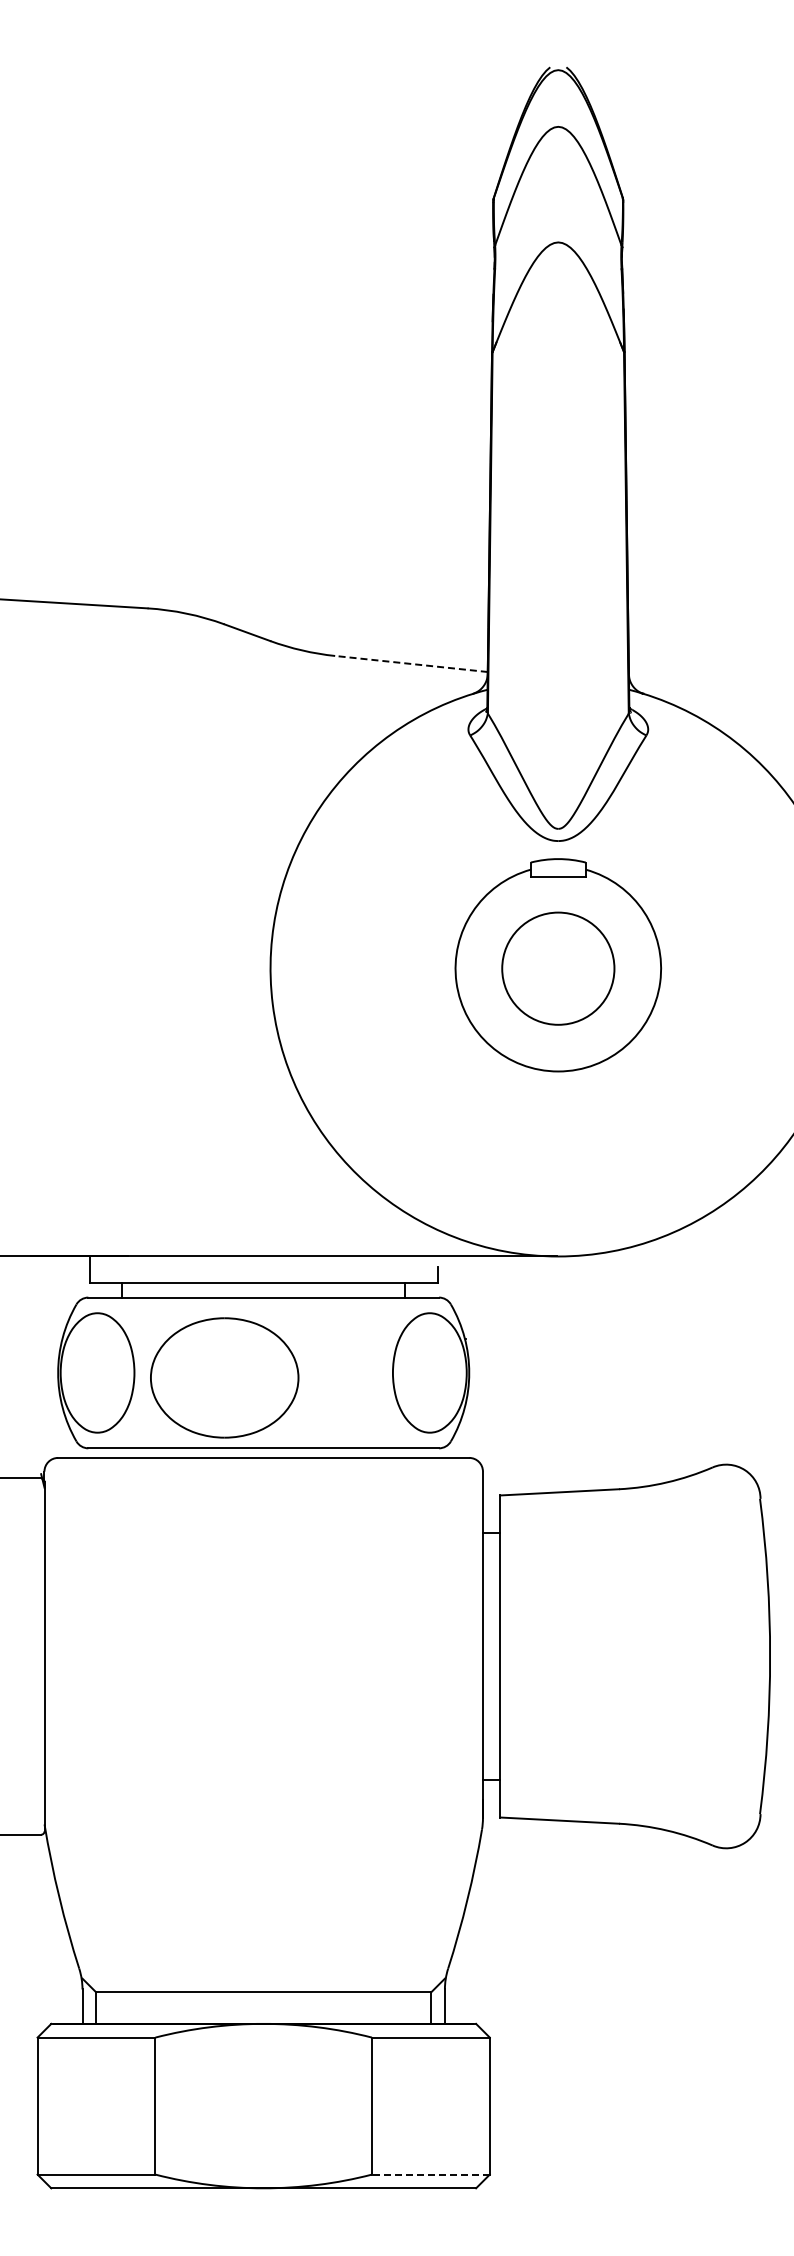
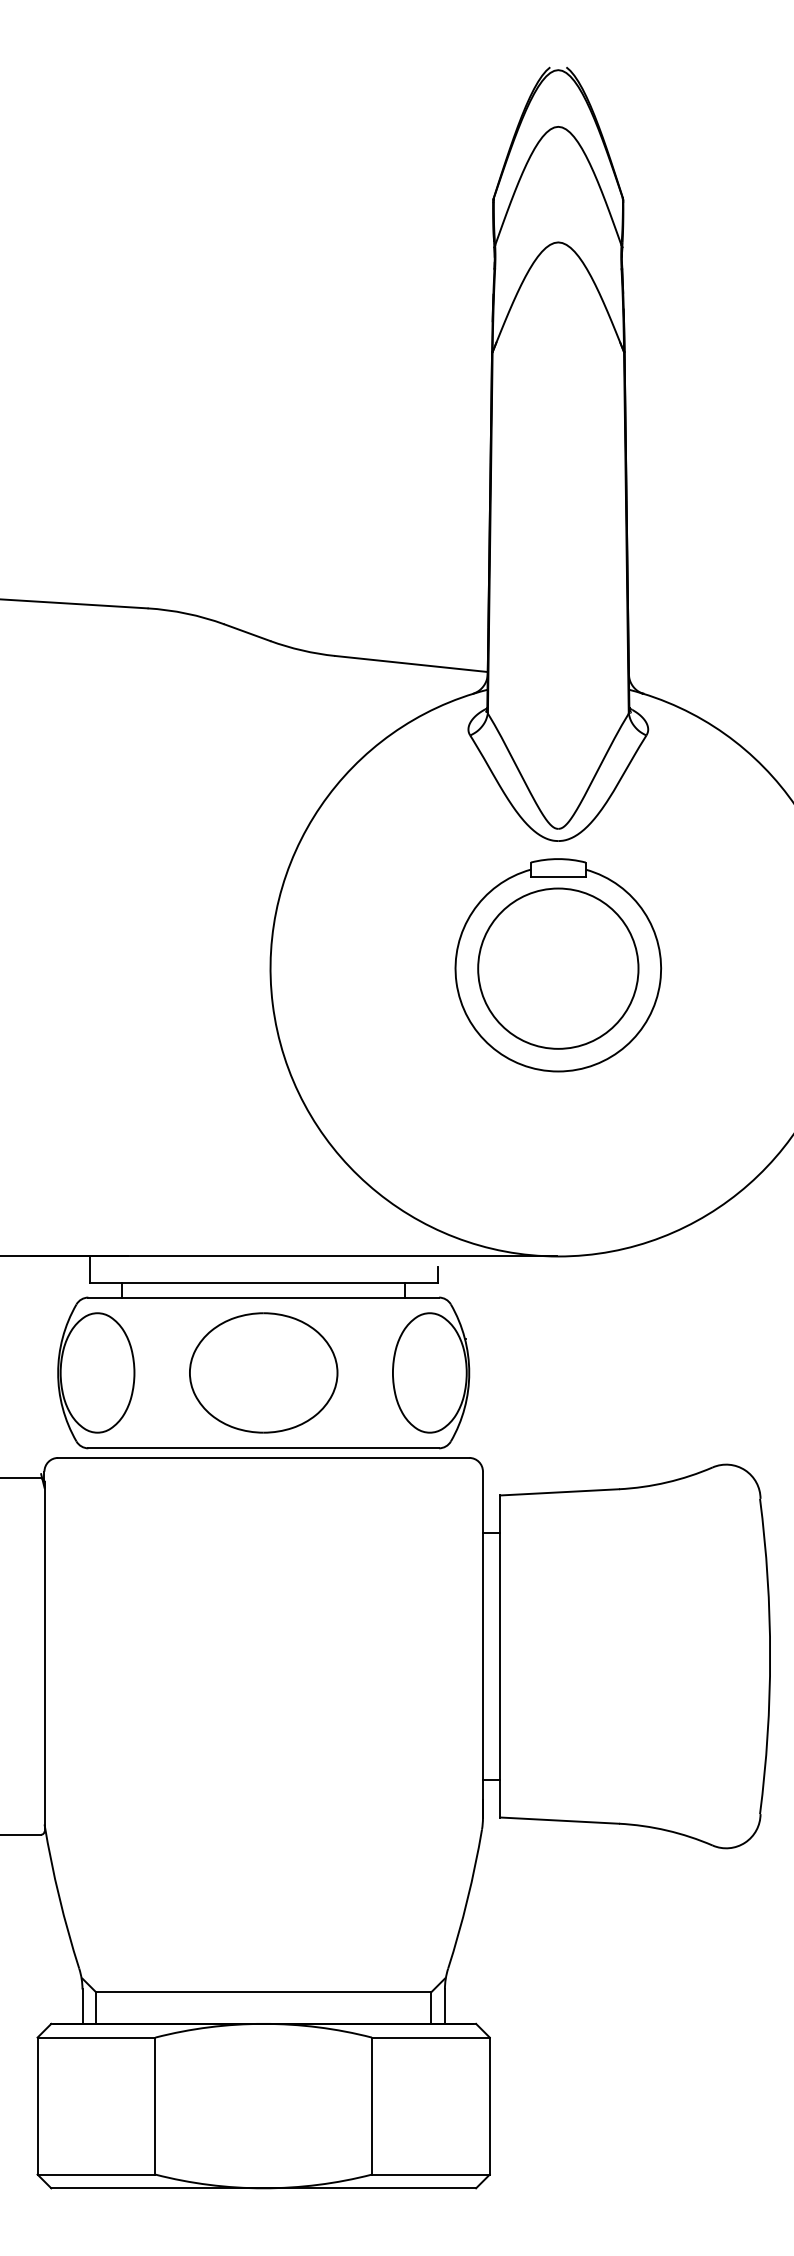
line: dashed -> solid (411, 664)
circle diameter: 112 px -> 160 px (558, 968)
part position: (224, 1377) -> (263, 1372) (263, 1372)
line: dashed -> solid (430, 2174)
